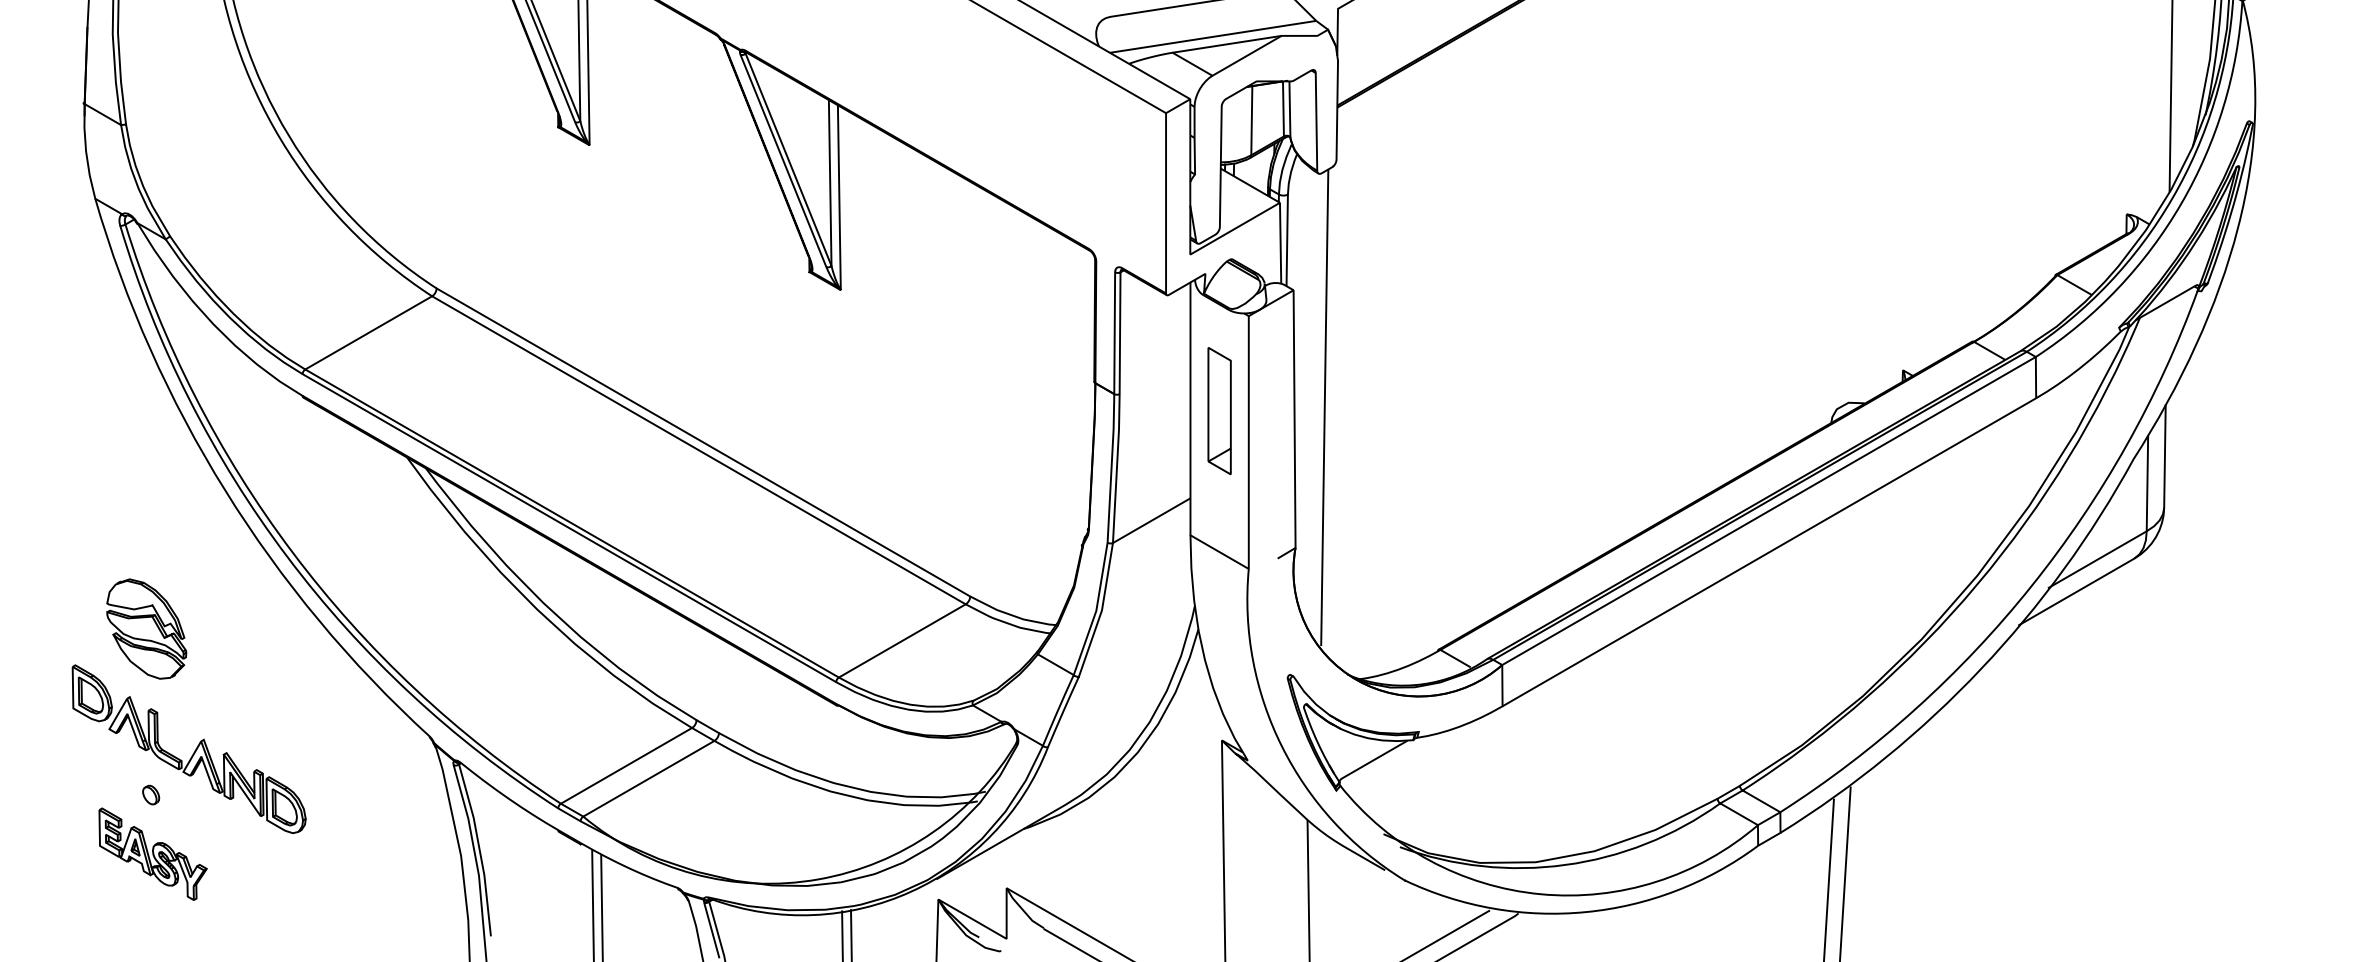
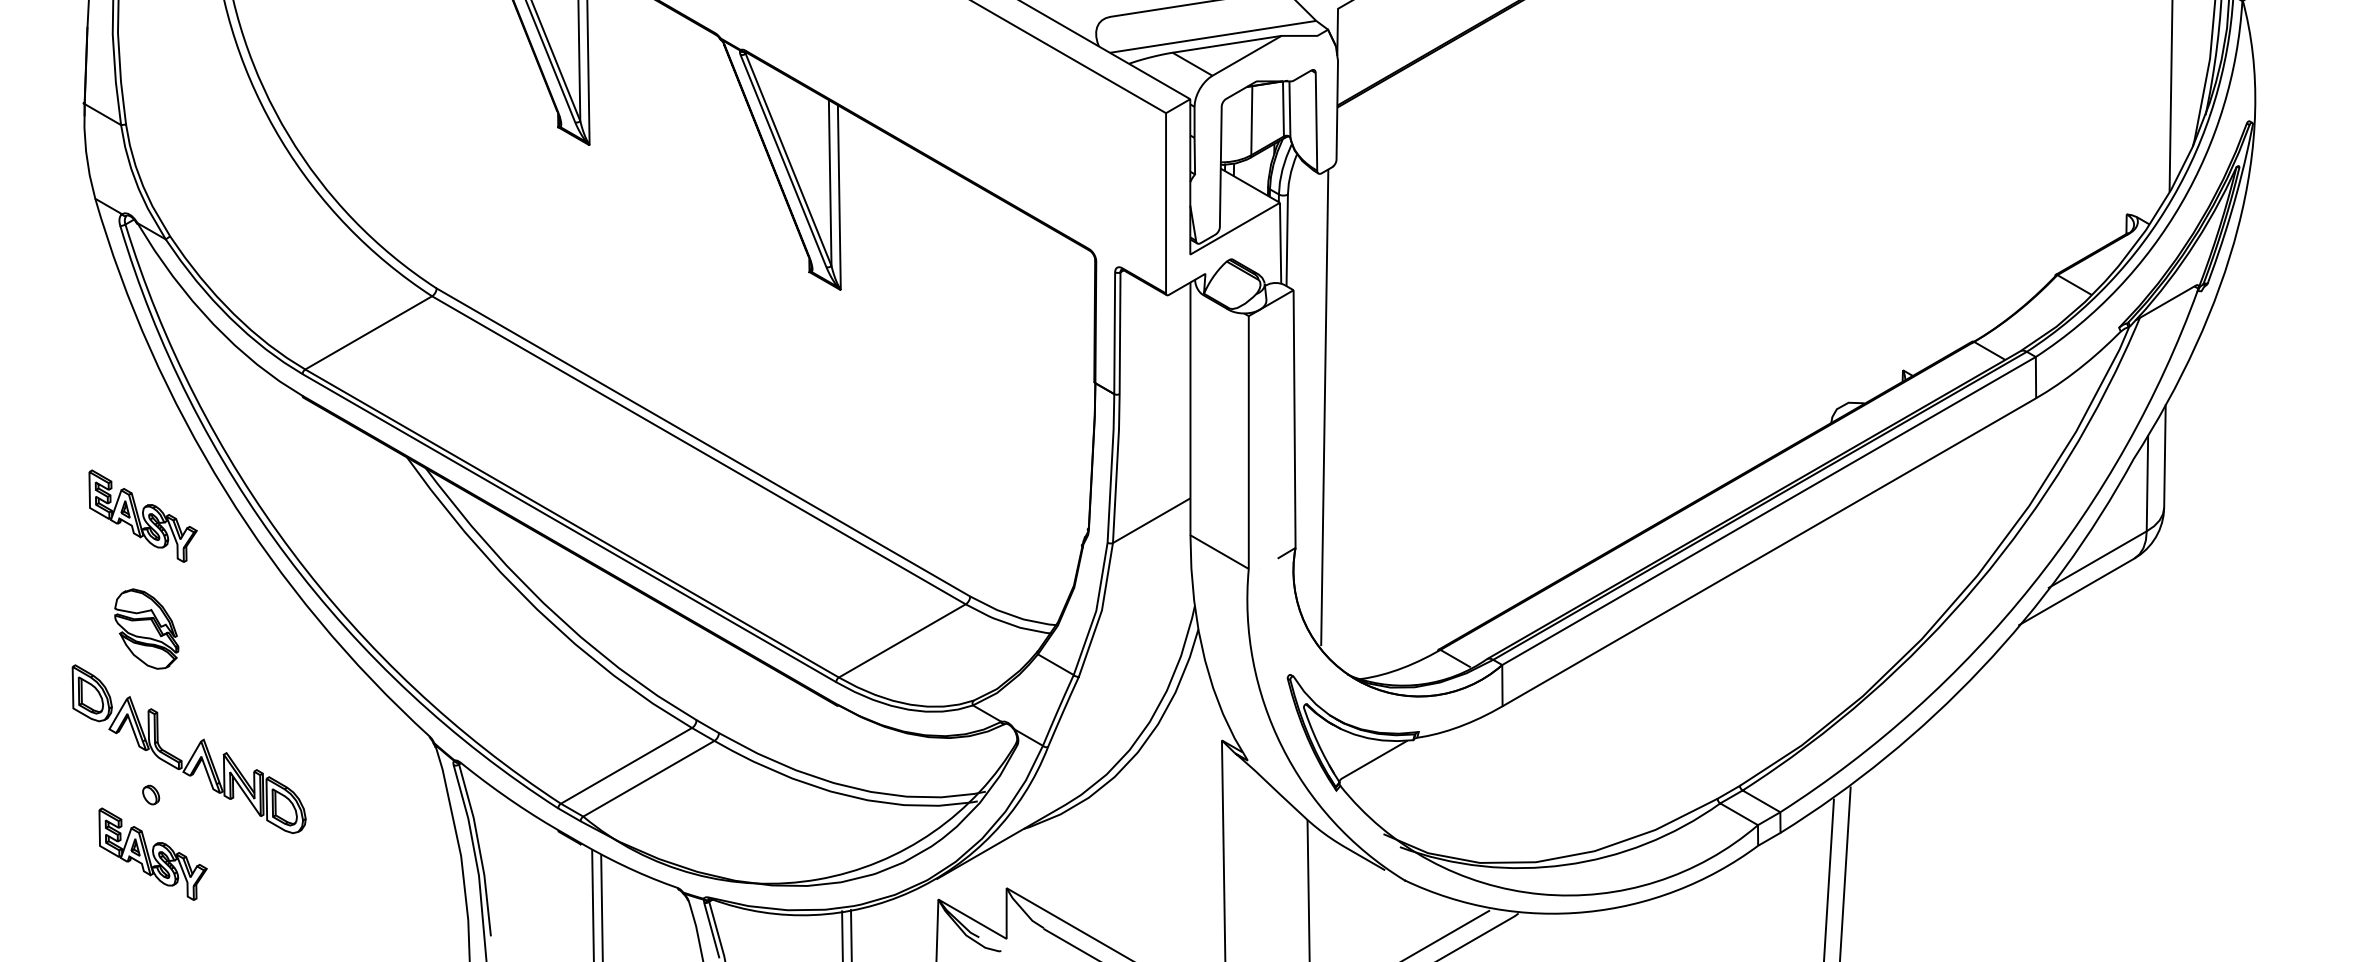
curve: present -> none (1209, 411)
part: none -> present (142, 515)
part size: 82x102 px -> 66x82 px (146, 628)
